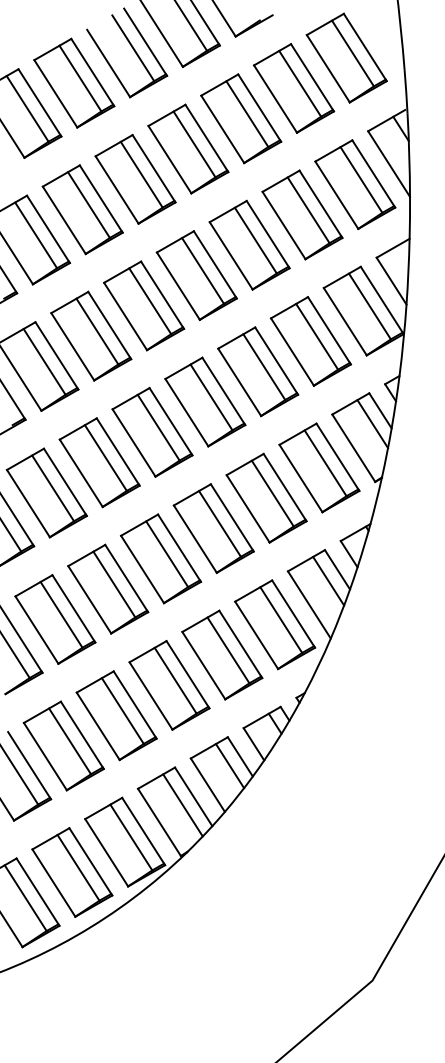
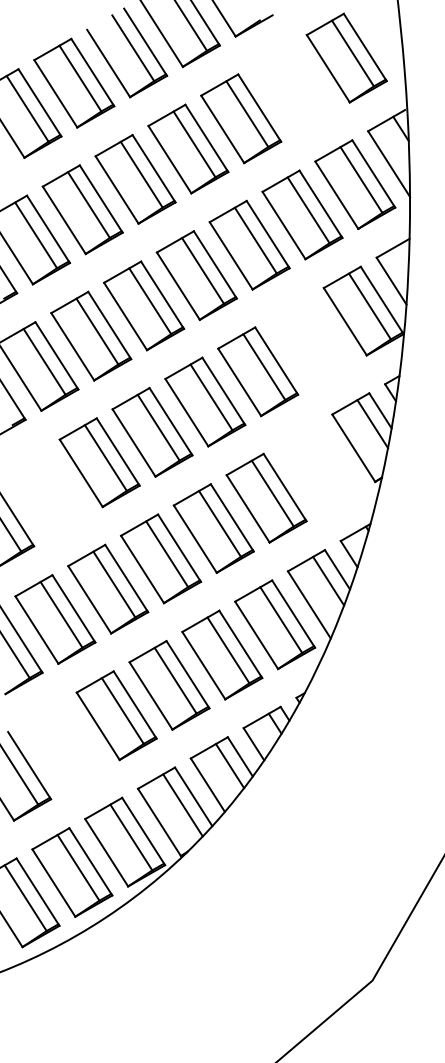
part: present -> none (294, 88)
part: present -> none (310, 341)
part: present -> none (319, 467)
part: present -> none (46, 492)
part: present -> none (63, 745)
